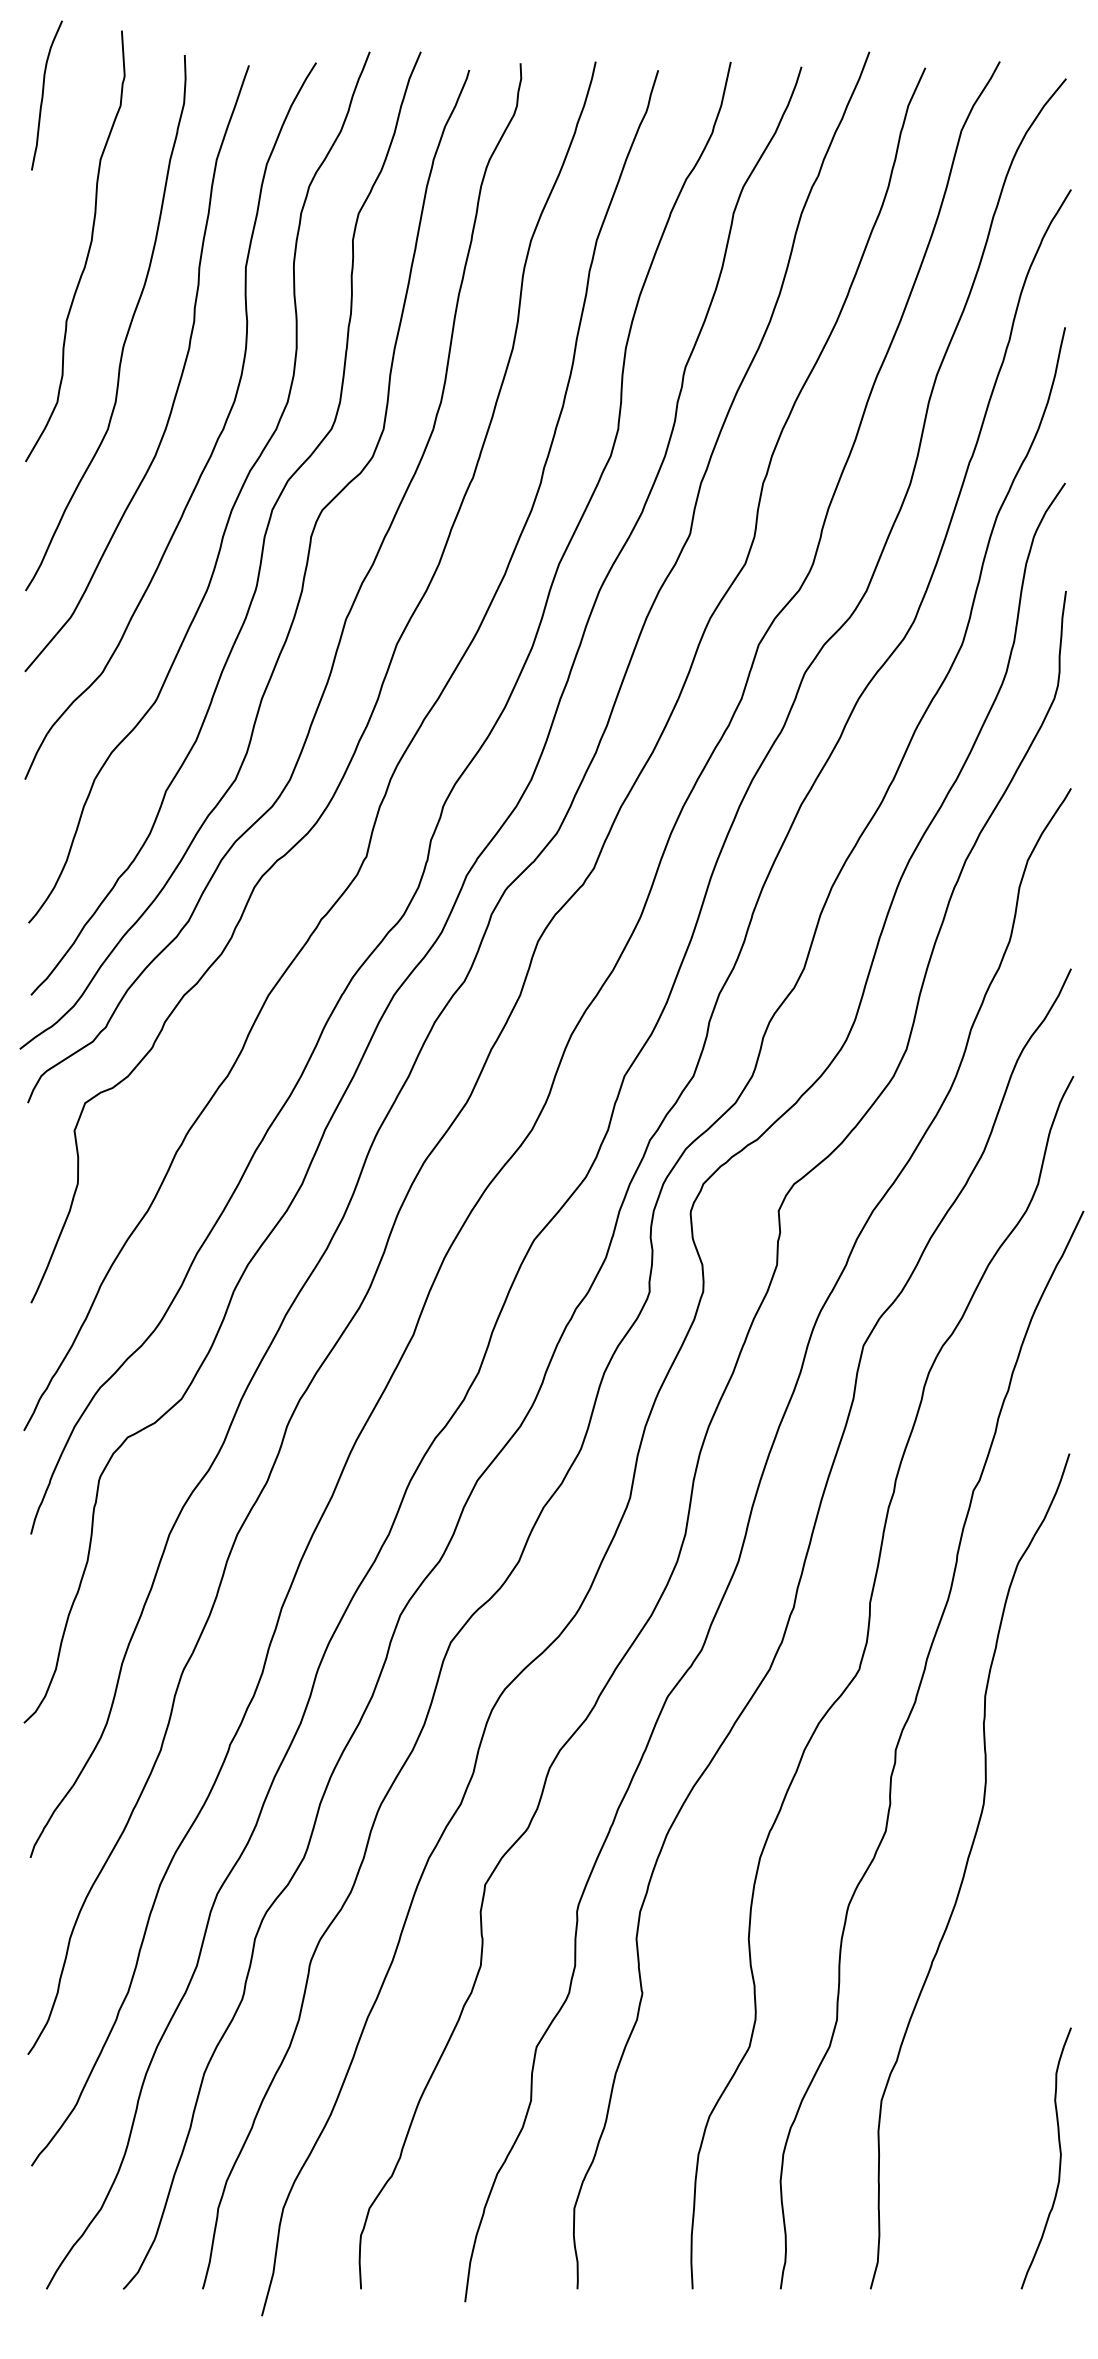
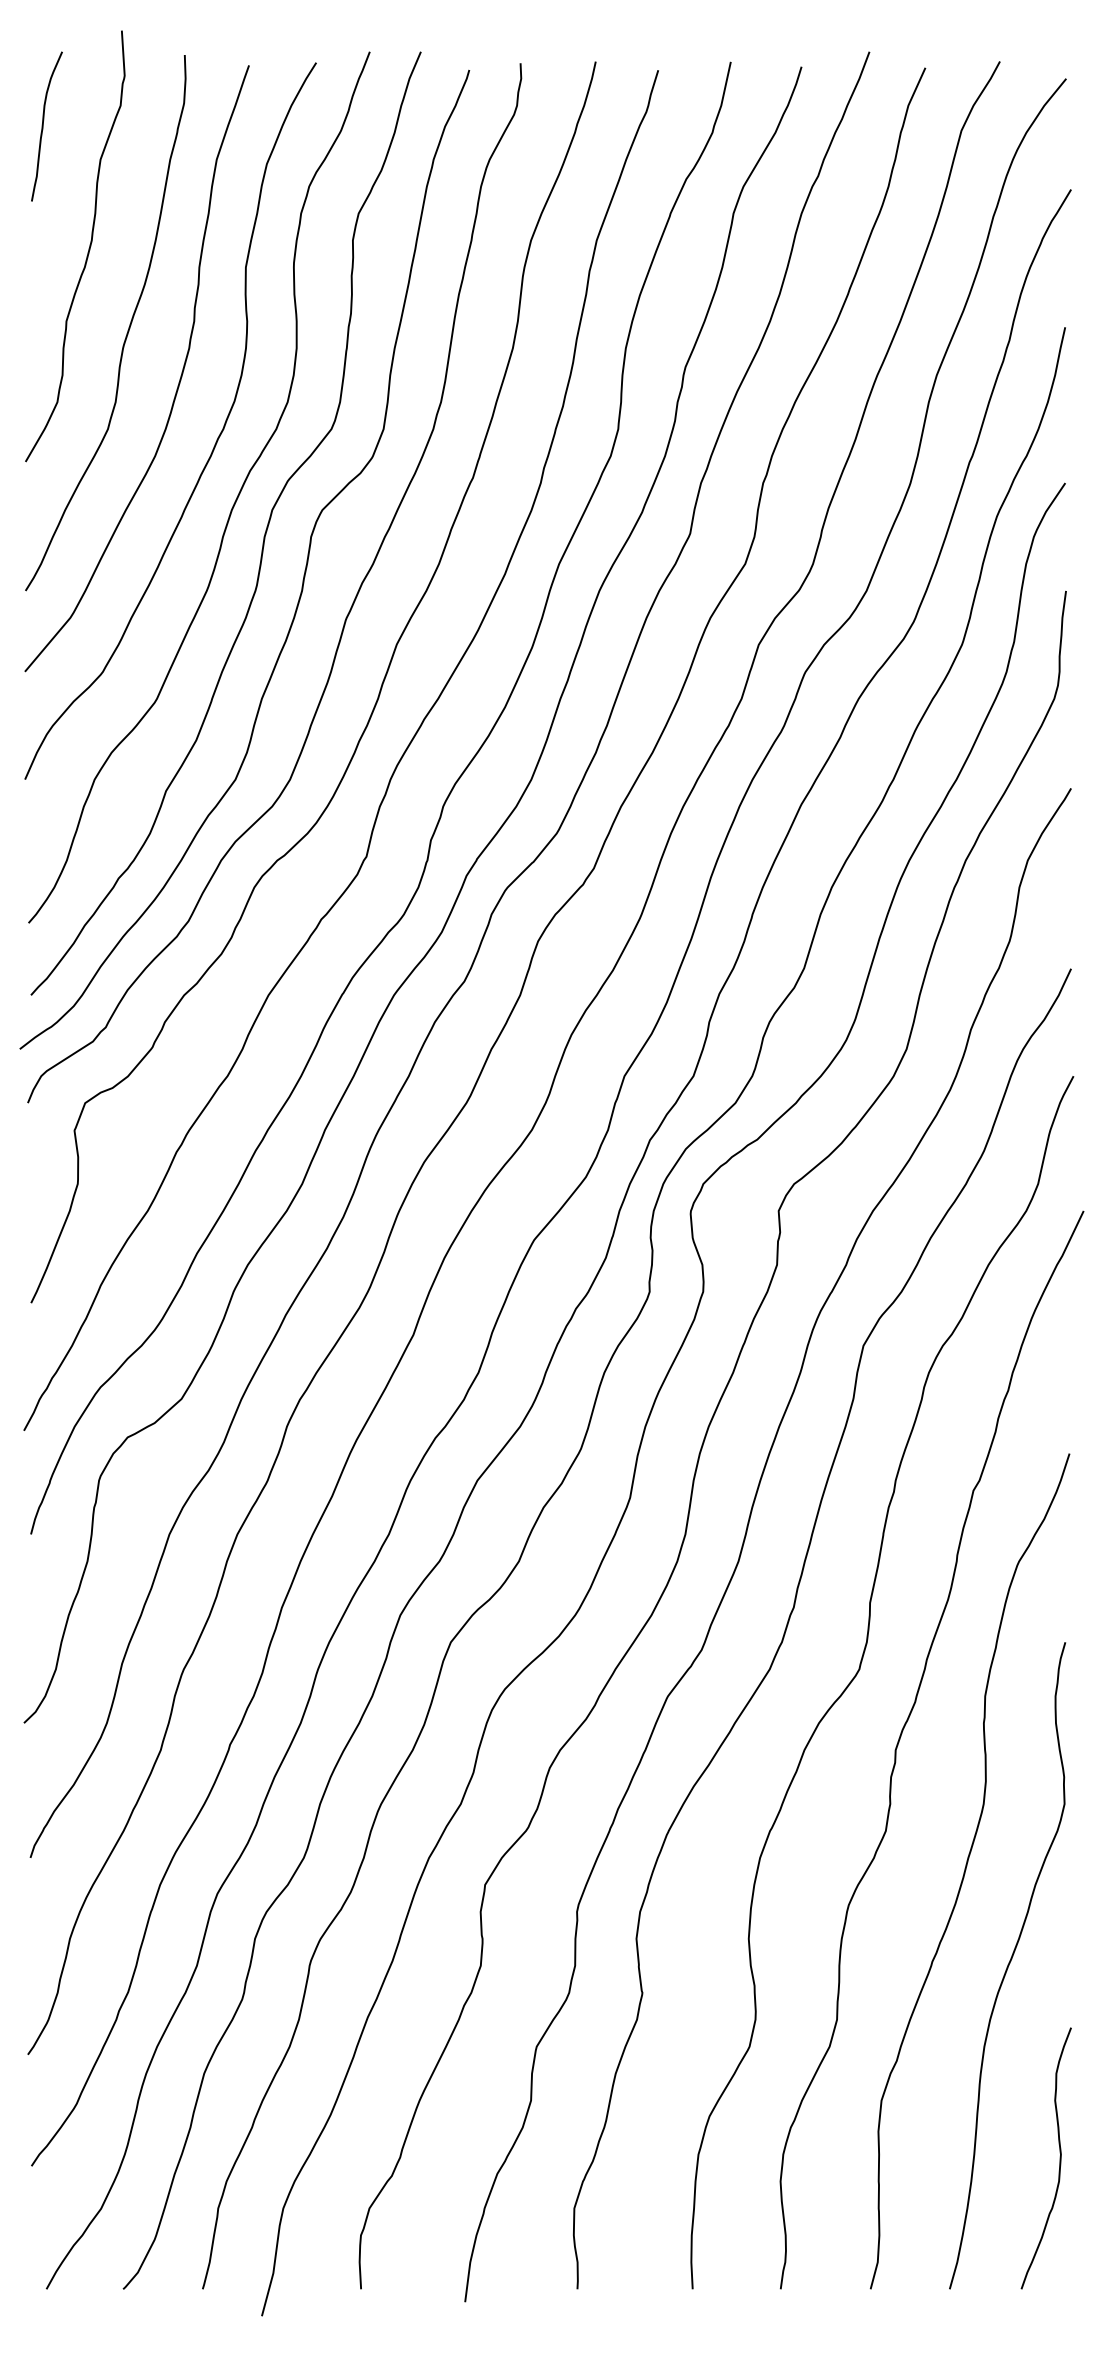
curve position: (43, 95) -> (43, 126) (43, 126)
curve: none -> present (1007, 1965)
